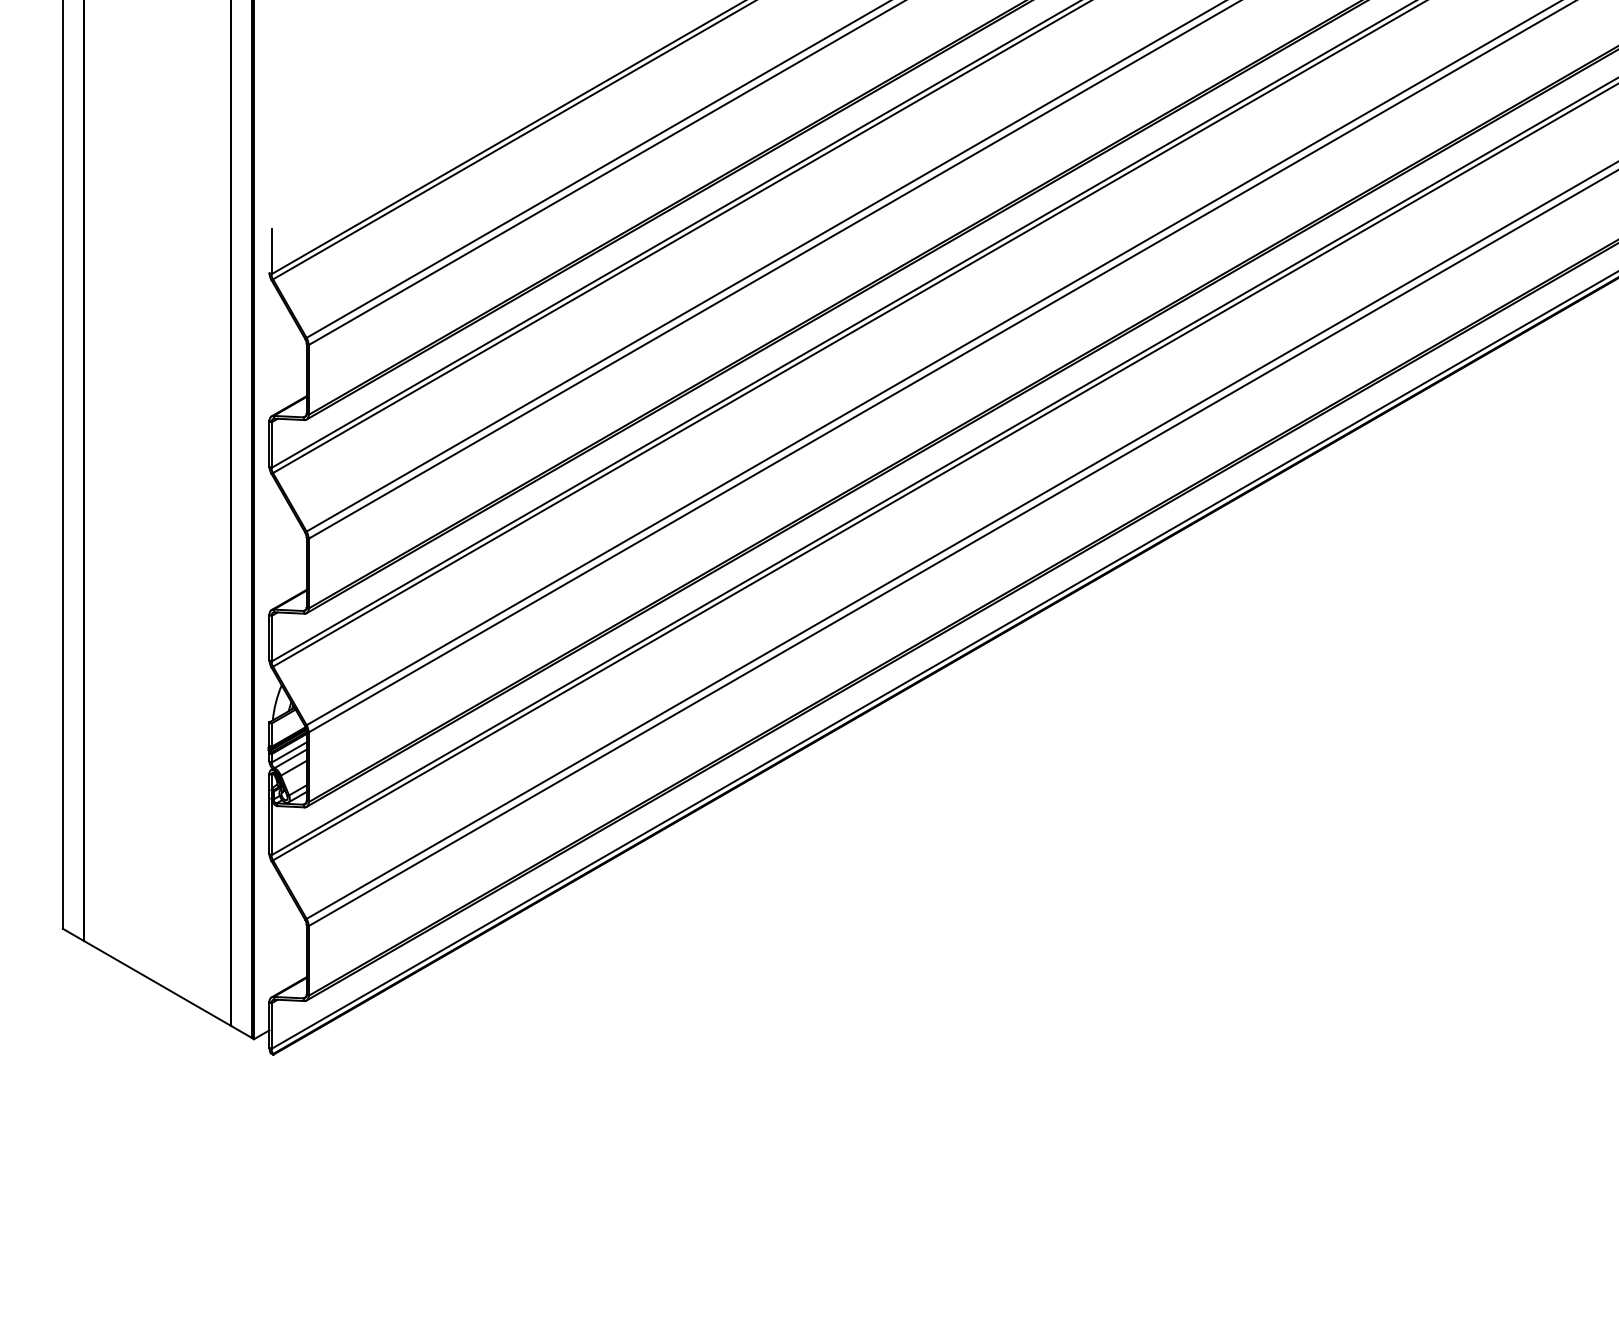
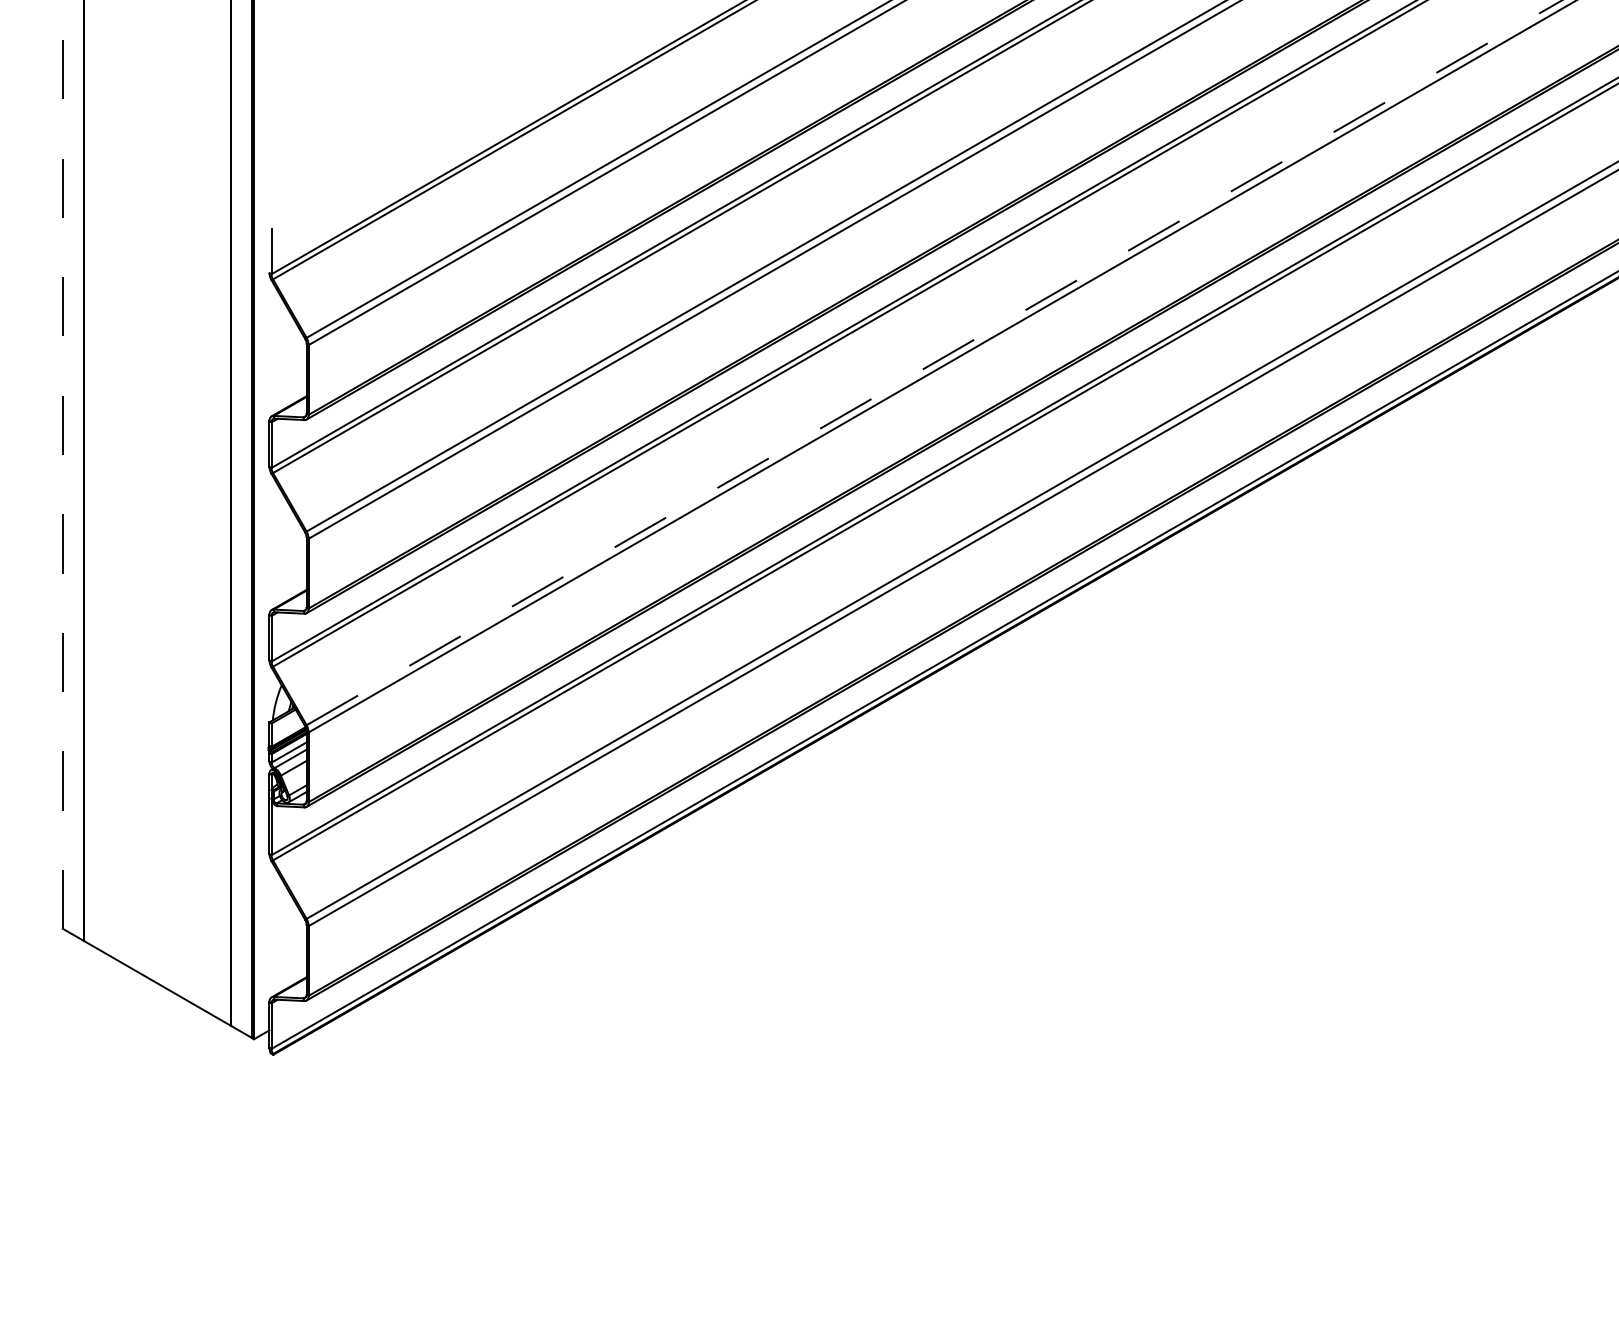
line: solid -> dashed (934, 362)
line: solid -> dashed (62, 464)
